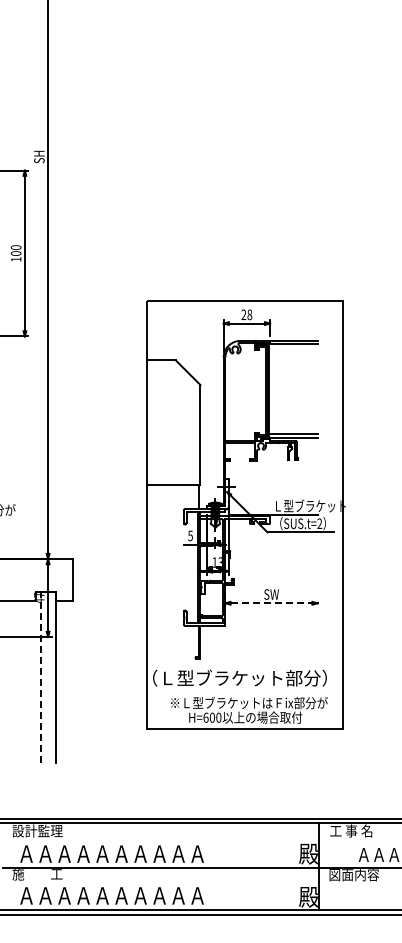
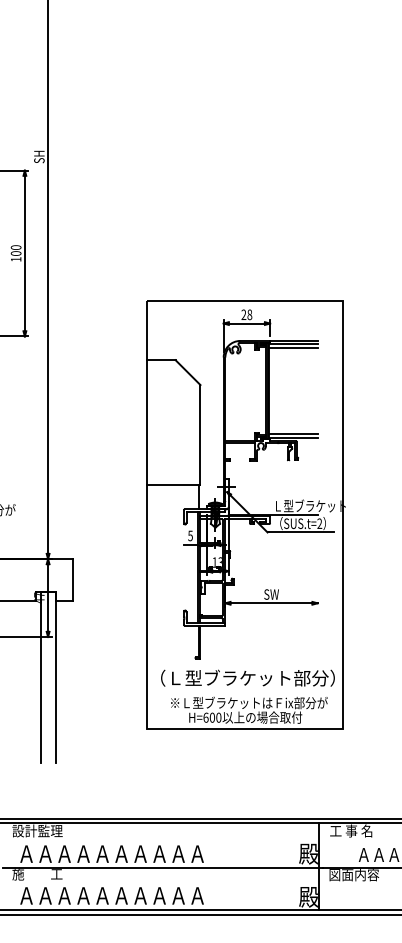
line: none -> present (292, 347)
line: dashed -> solid (271, 603)
line: dashed -> solid (40, 676)
text position: (239, 677) -> (247, 677) (247, 677)
